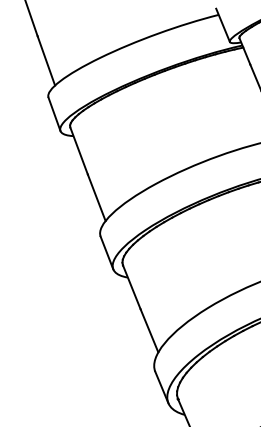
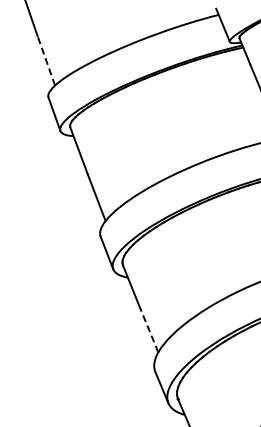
line: solid -> dashed (46, 60)
line: solid -> dashed (149, 330)
